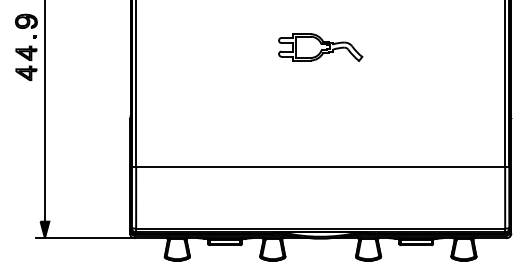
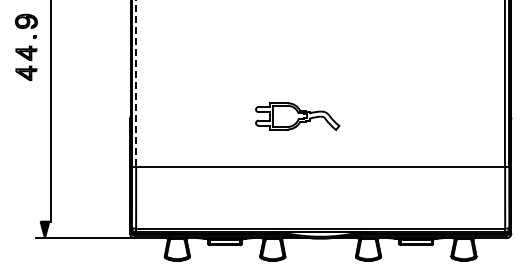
part position: (320, 47) -> (297, 116) (297, 116)
line: solid -> dashed (136, 83)
line position: (44, 111) -> (50, 111) (50, 111)
